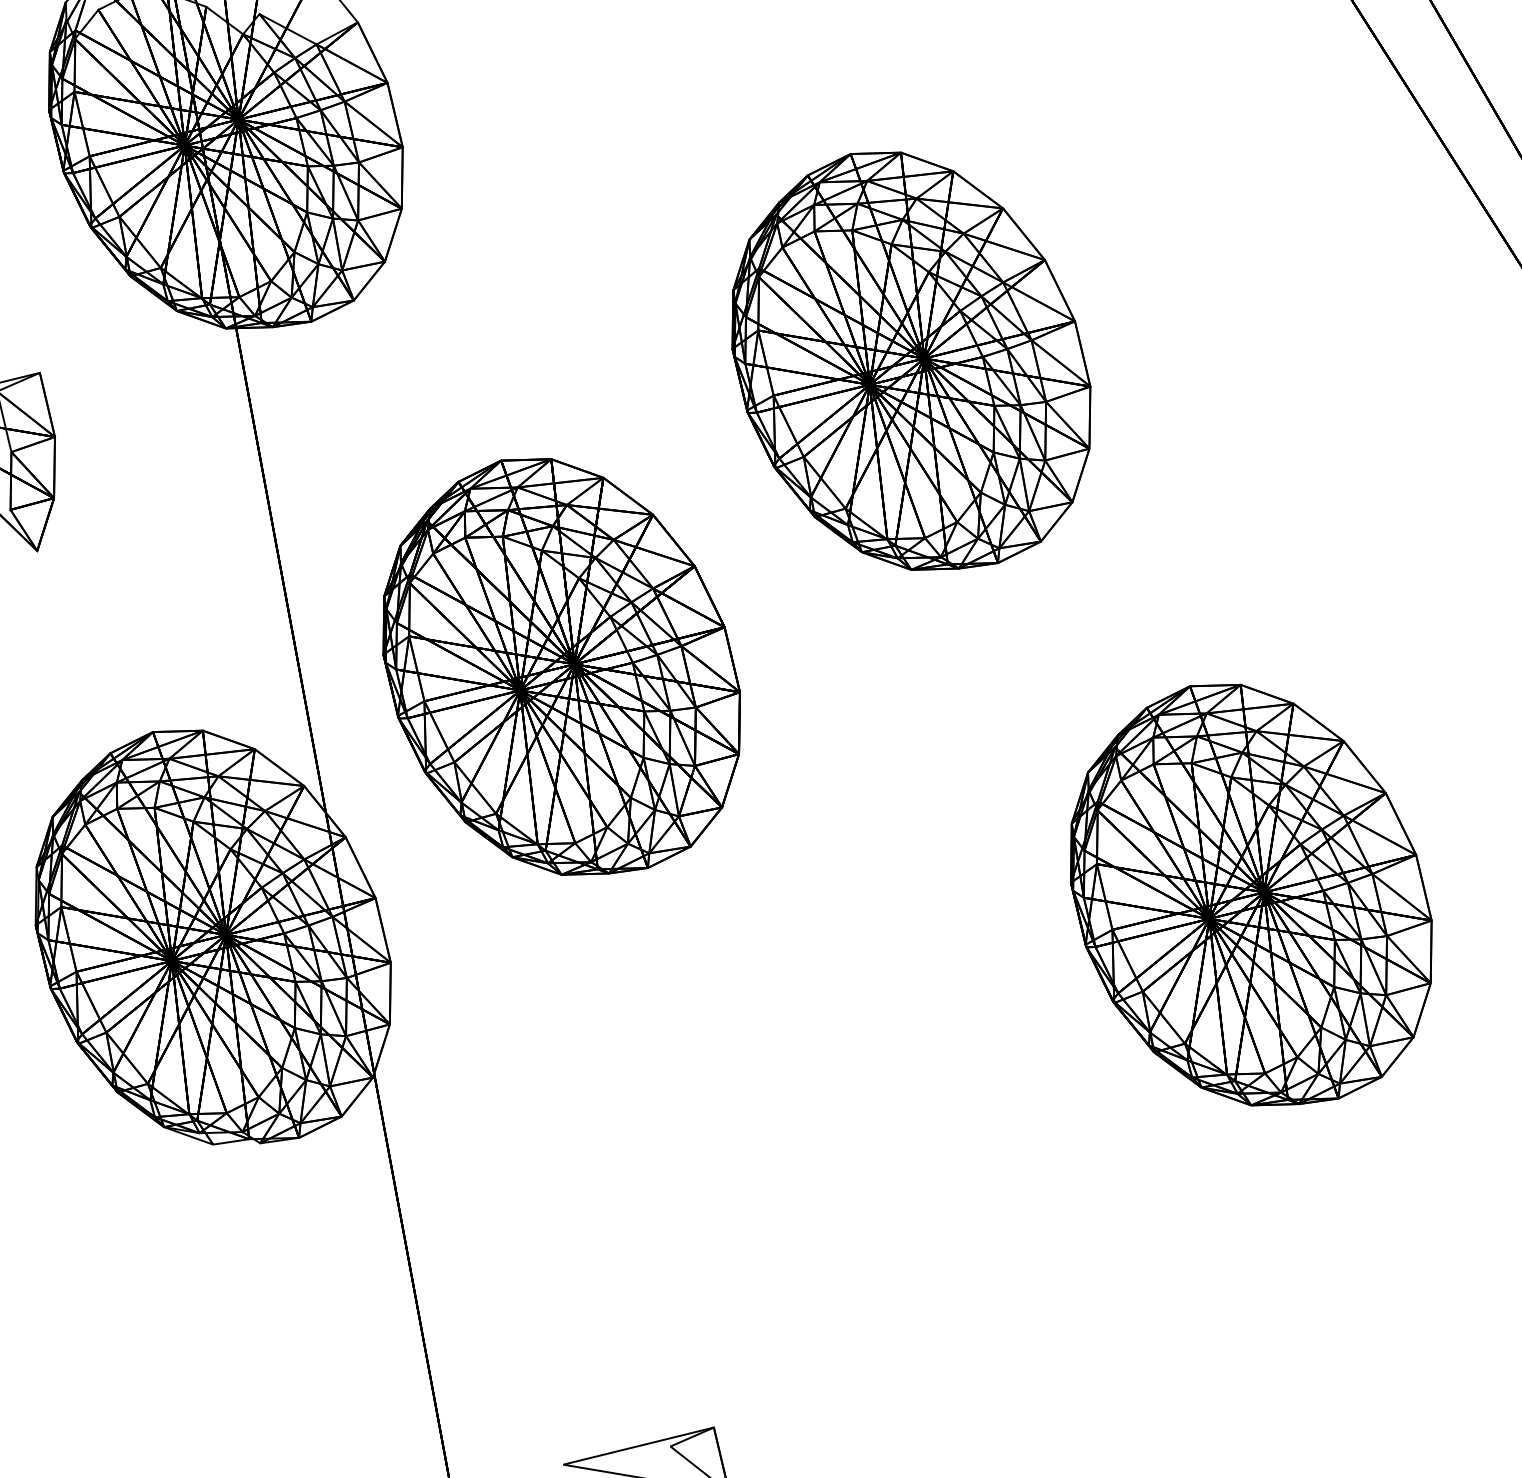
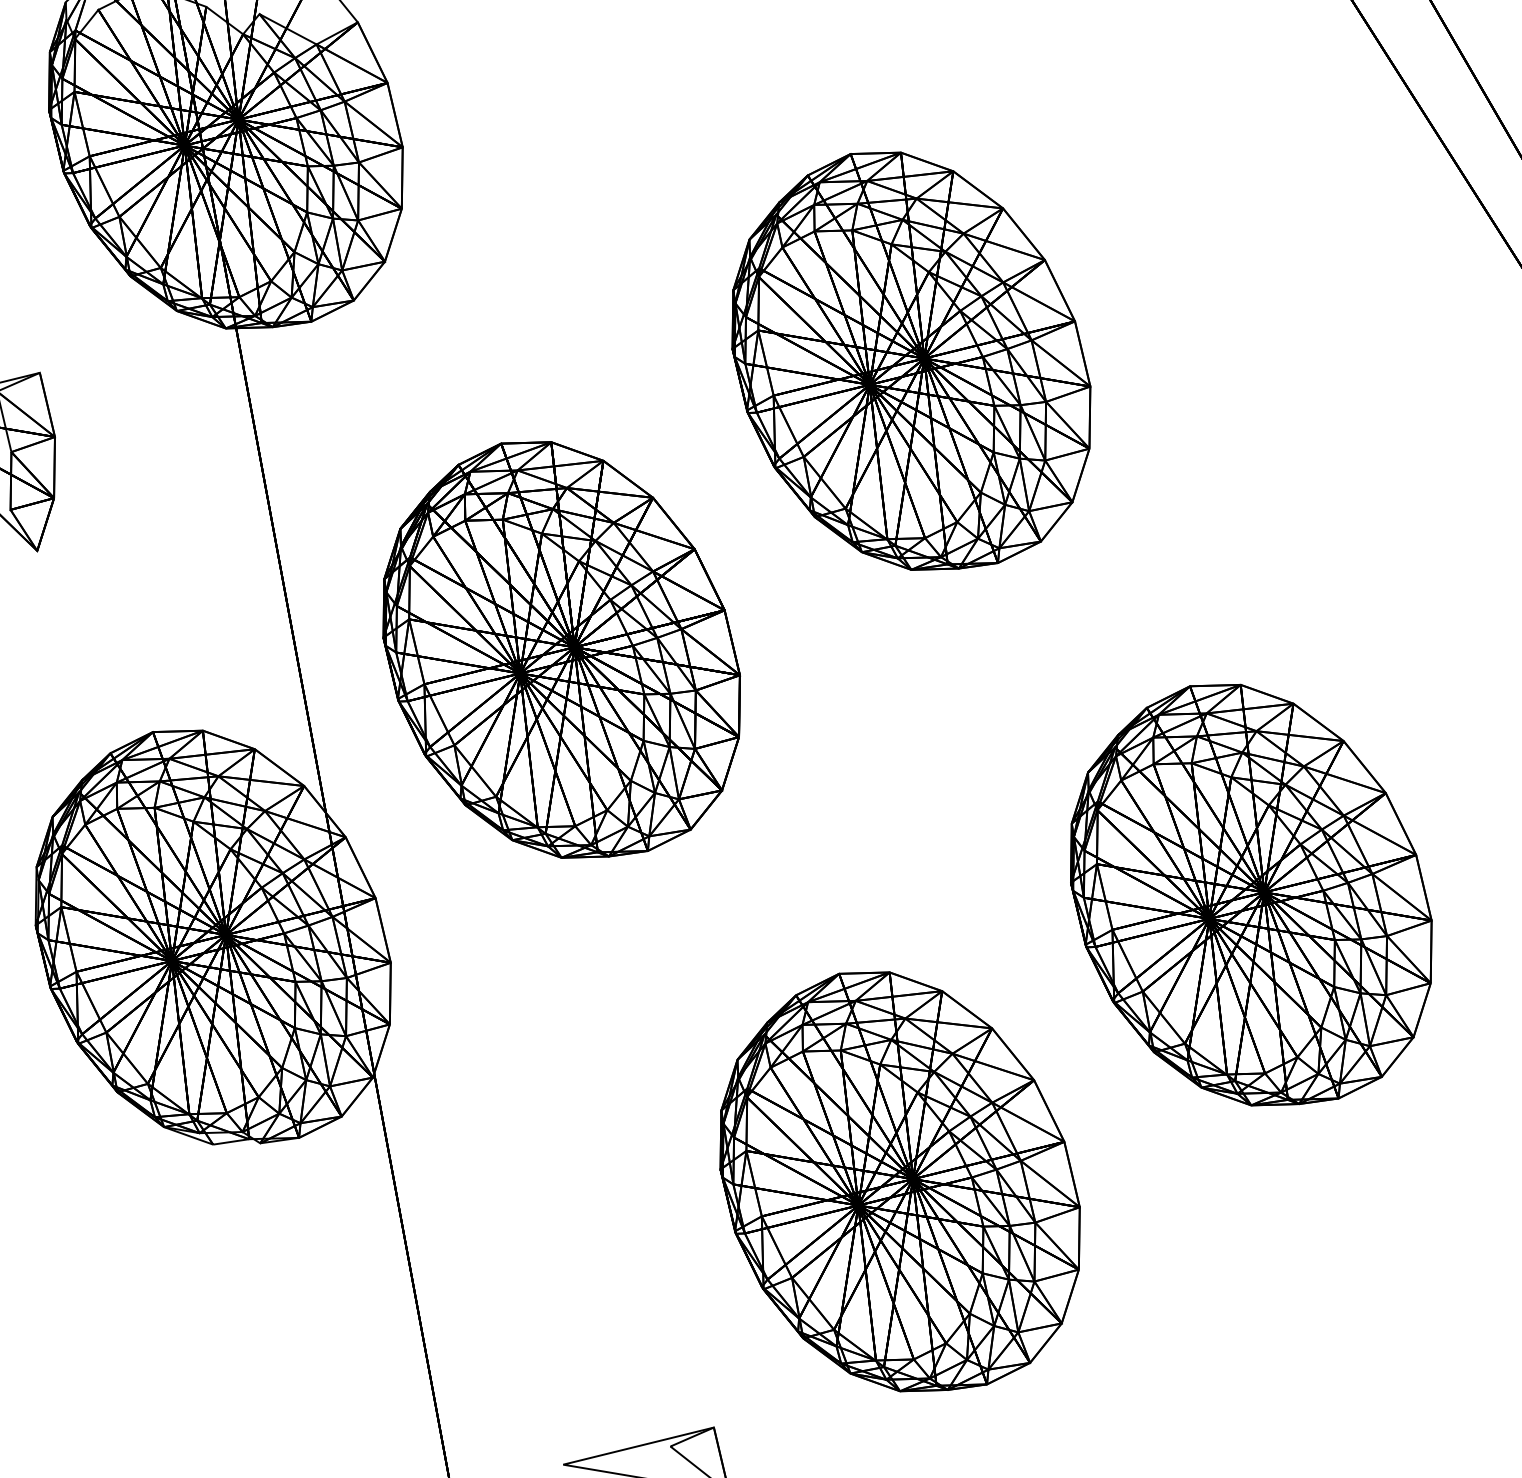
part position: (561, 666) -> (561, 649) (561, 649)
part: none -> present (899, 1181)
